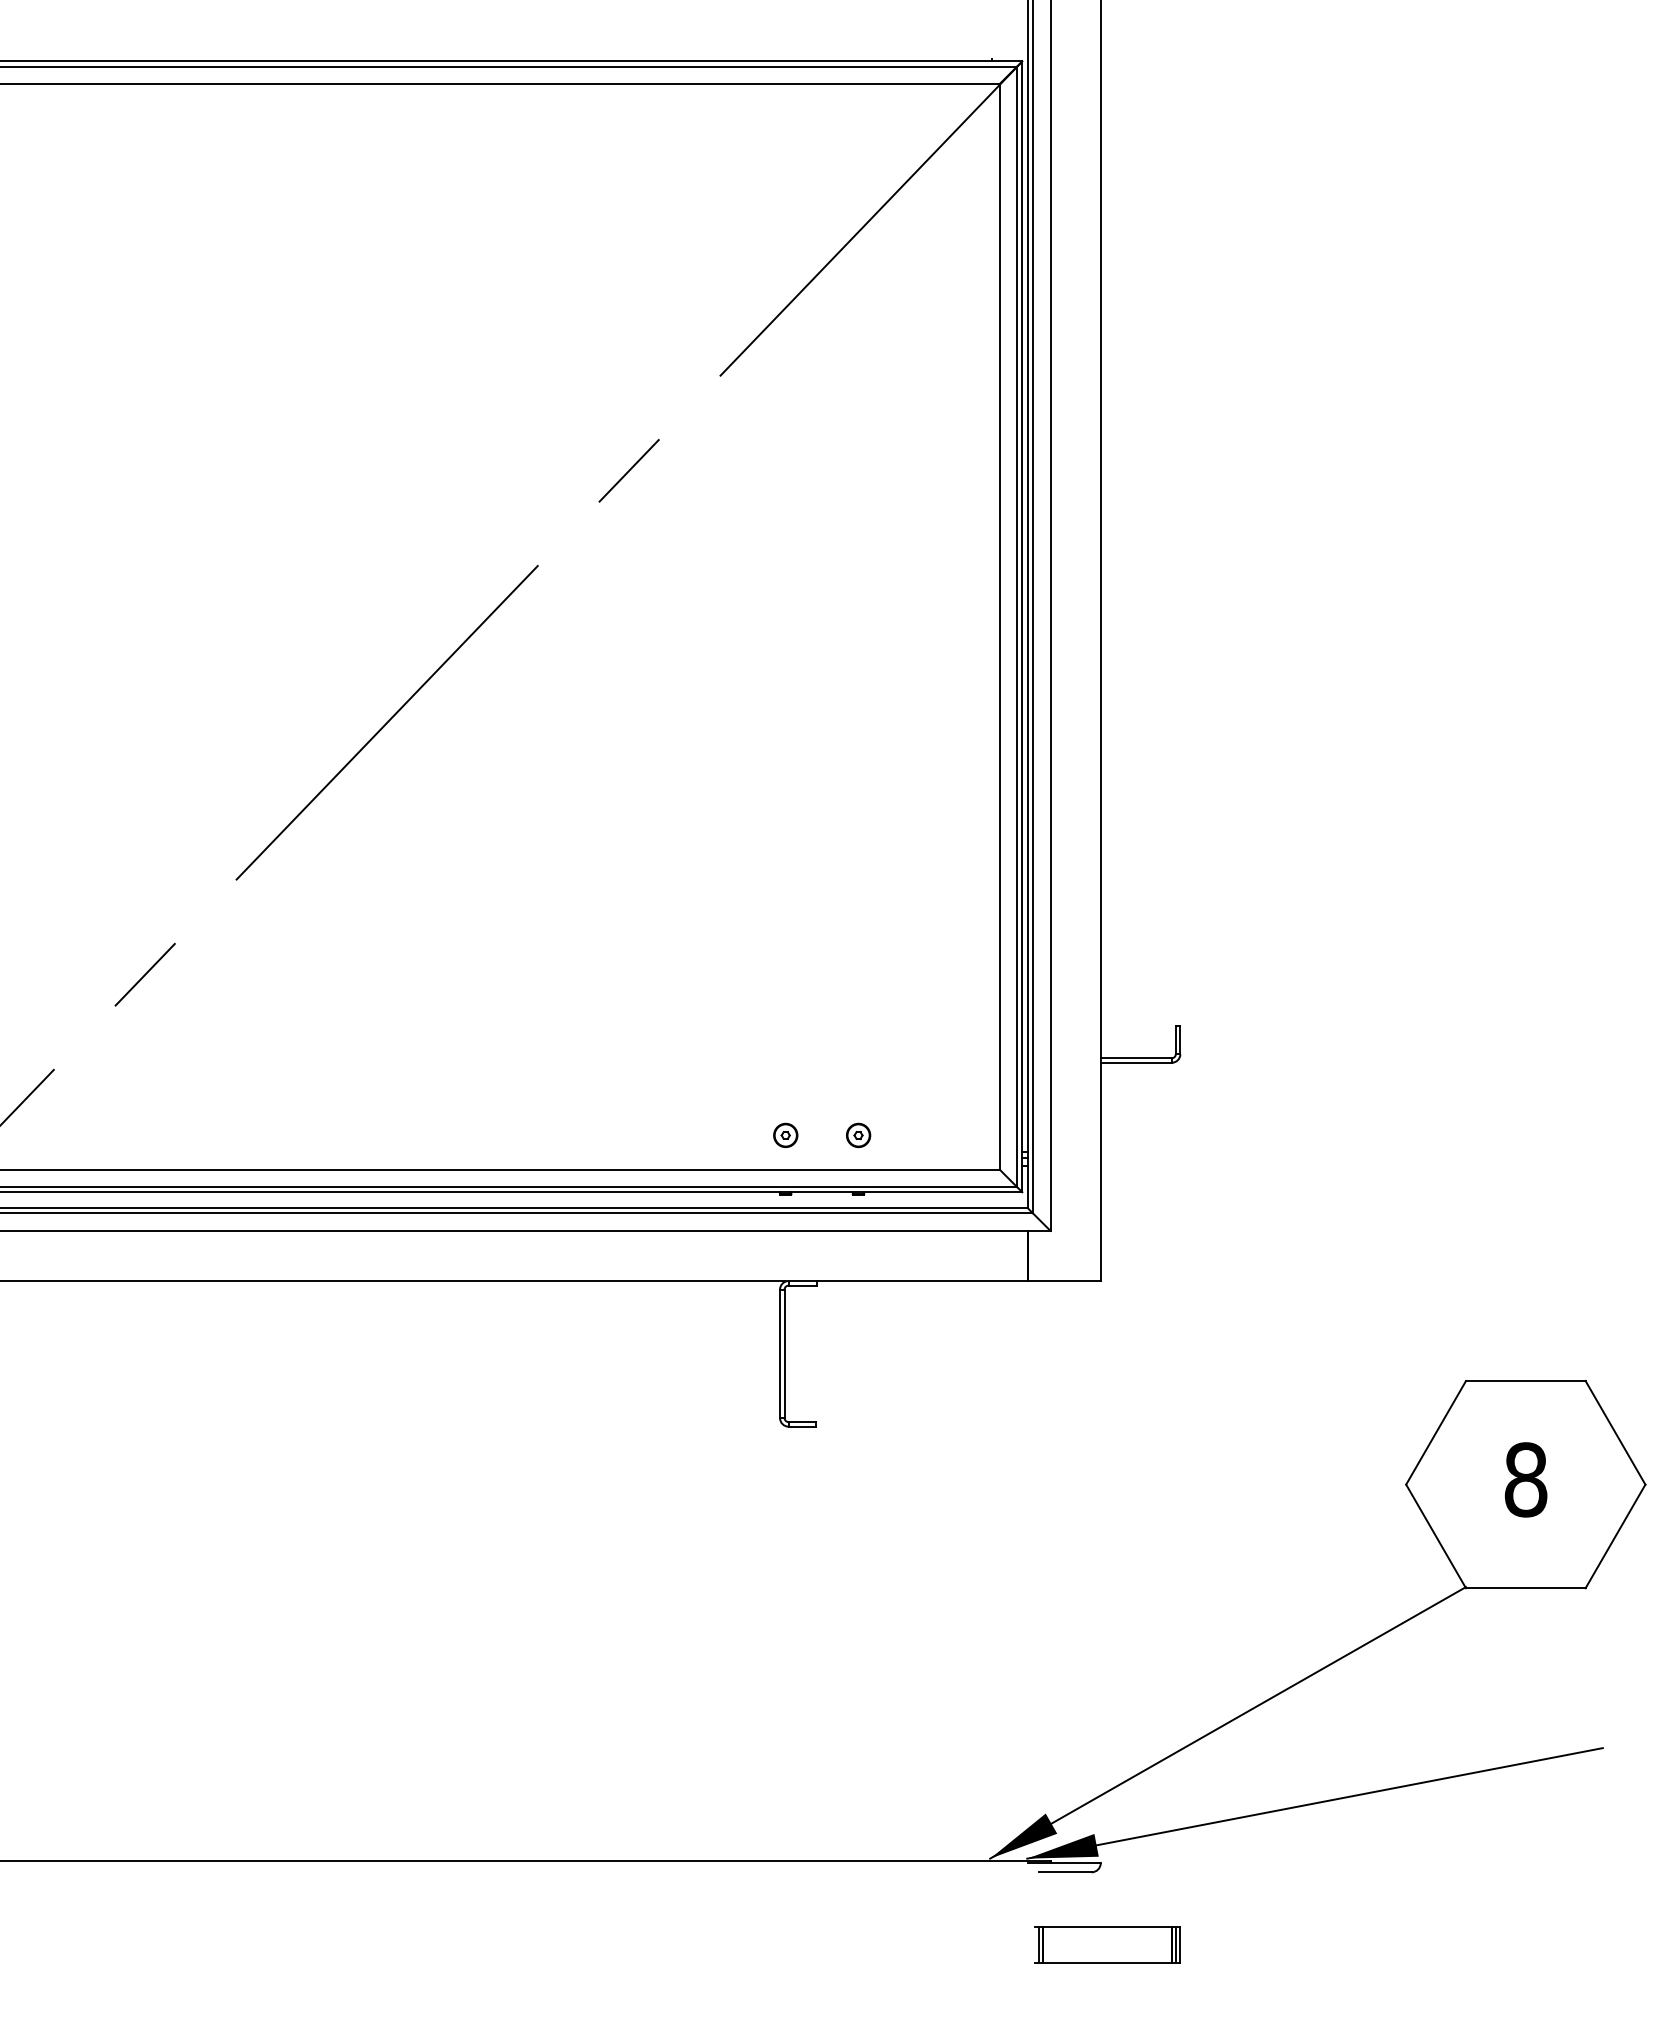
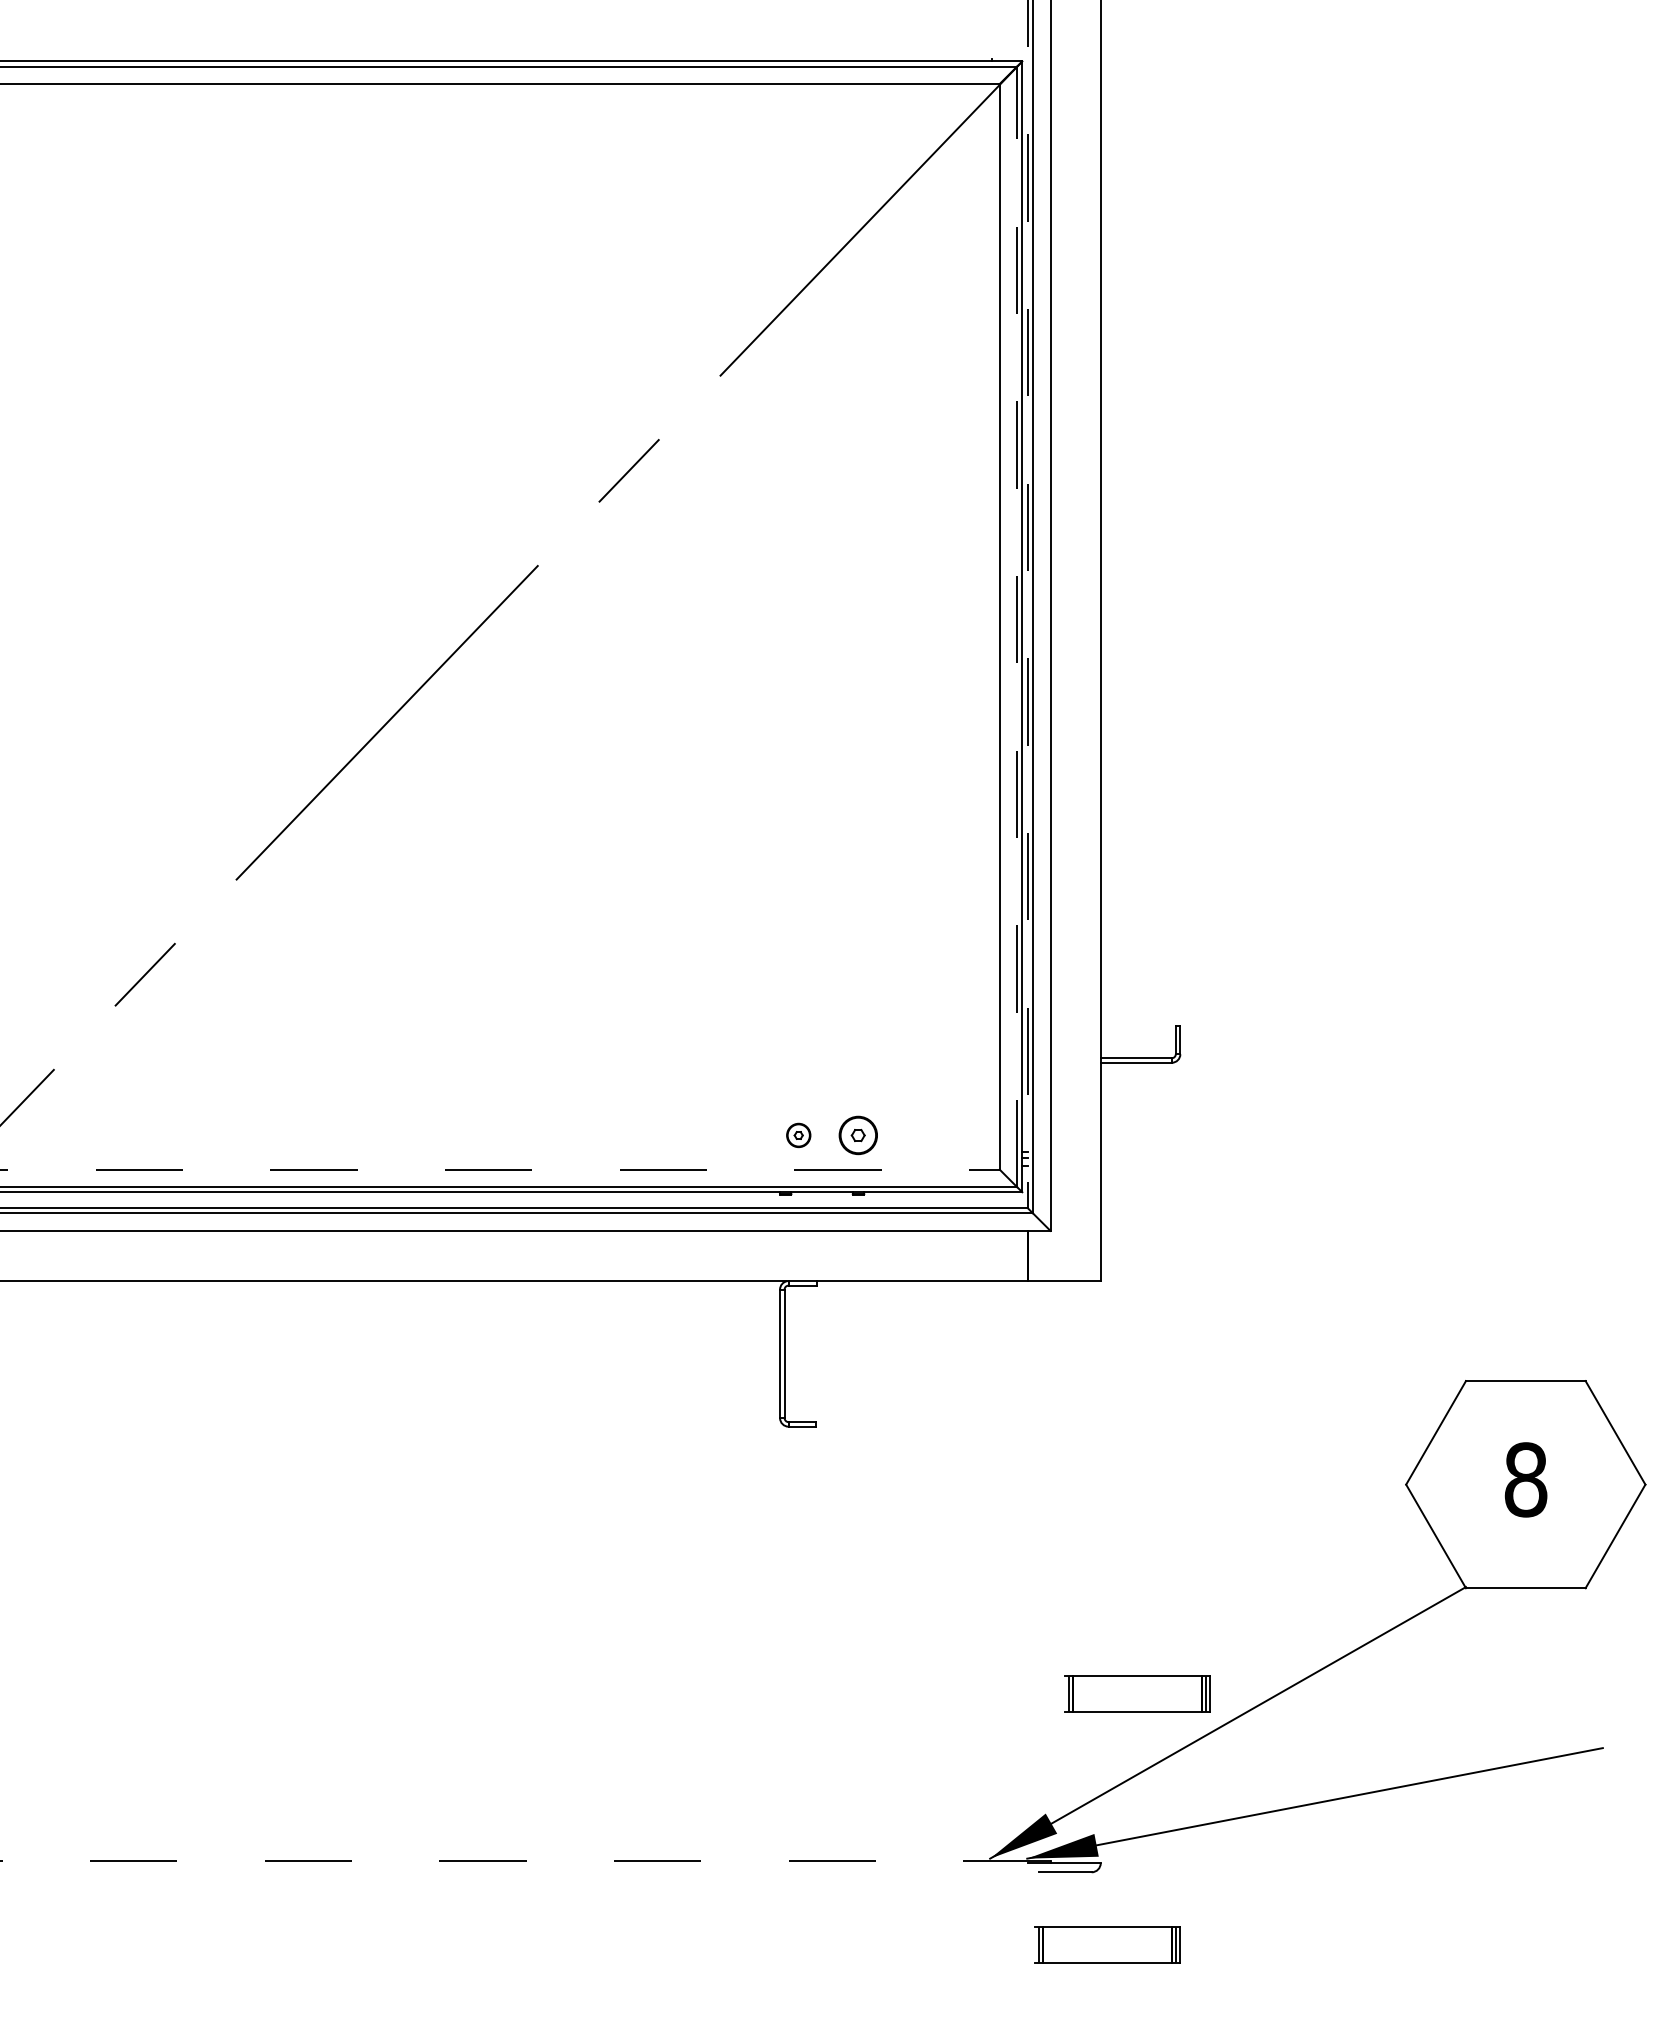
line: solid -> dashed (1027, 604)
line: solid -> dashed (1017, 626)
part position: (785, 1135) -> (798, 1135) (798, 1135)
part size: 26x27 px -> 40x41 px (857, 1135)
line: solid -> dashed (500, 1169)
part: none -> present (1137, 1693)
line: solid -> dashed (525, 1861)
